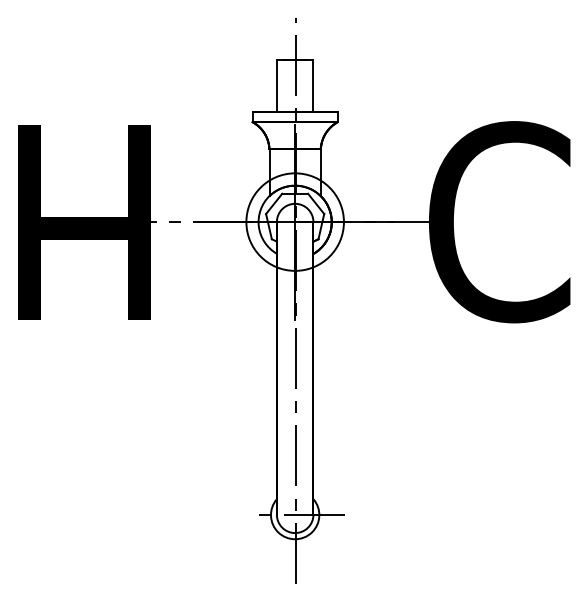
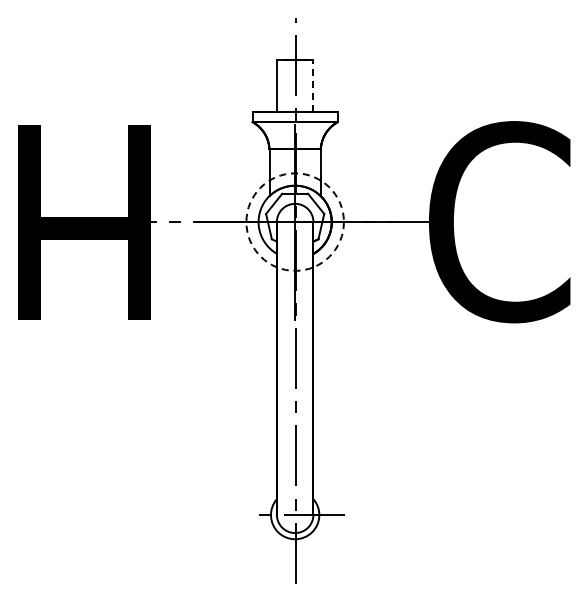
line: solid -> dashed (313, 85)
circle: solid -> dashed (294, 221)
